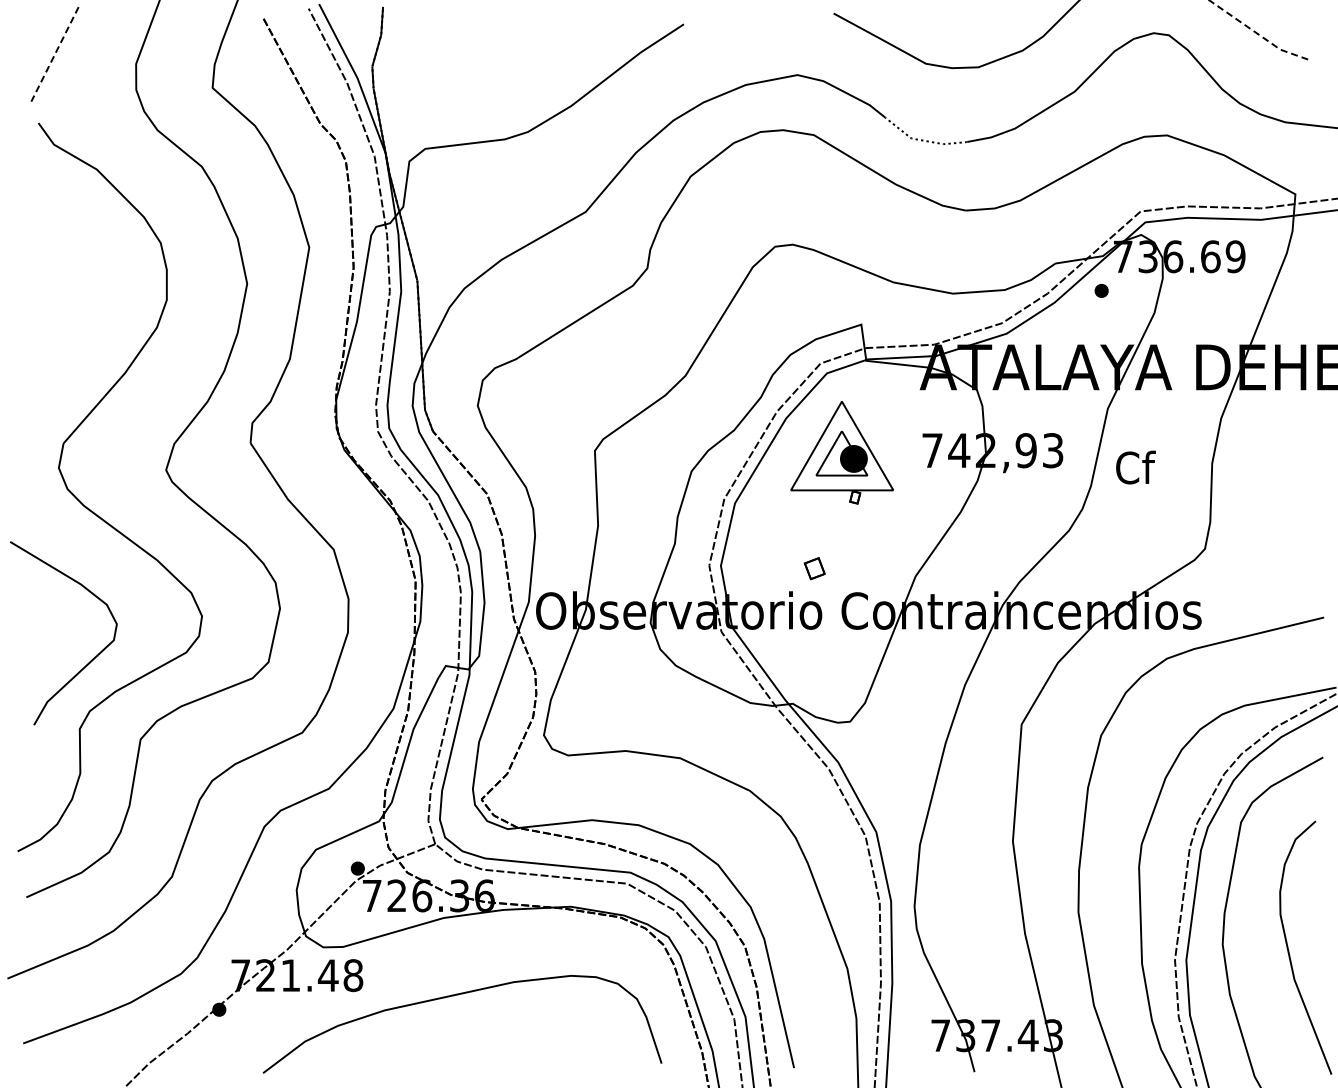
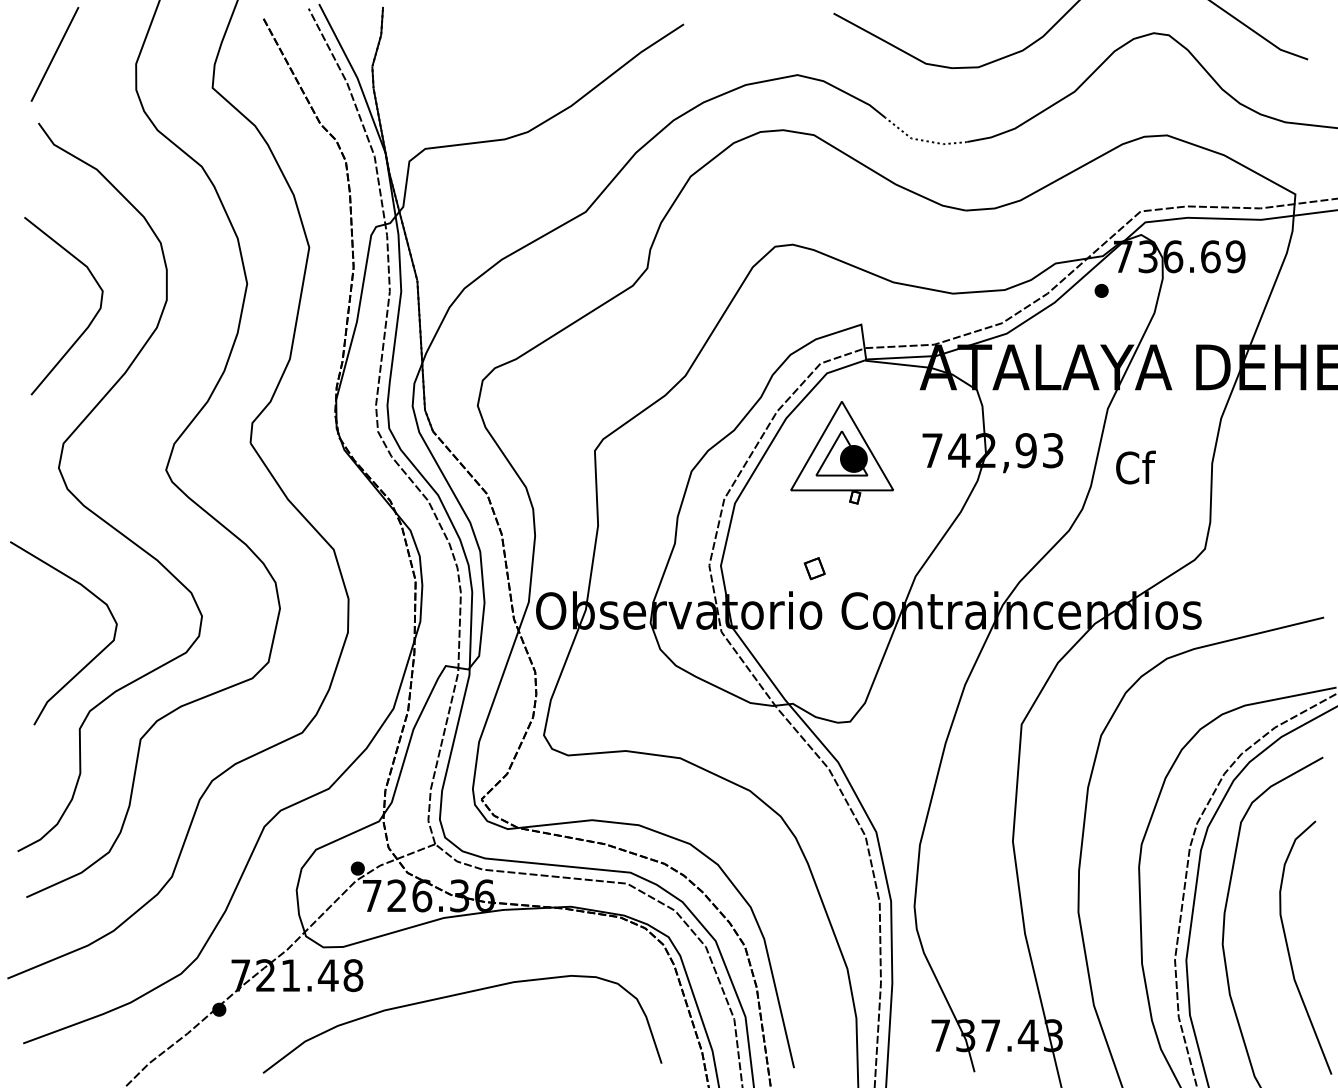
line: dashed -> solid (1257, 33)
line: dashed -> solid (54, 54)
curve: none -> present (88, 324)
